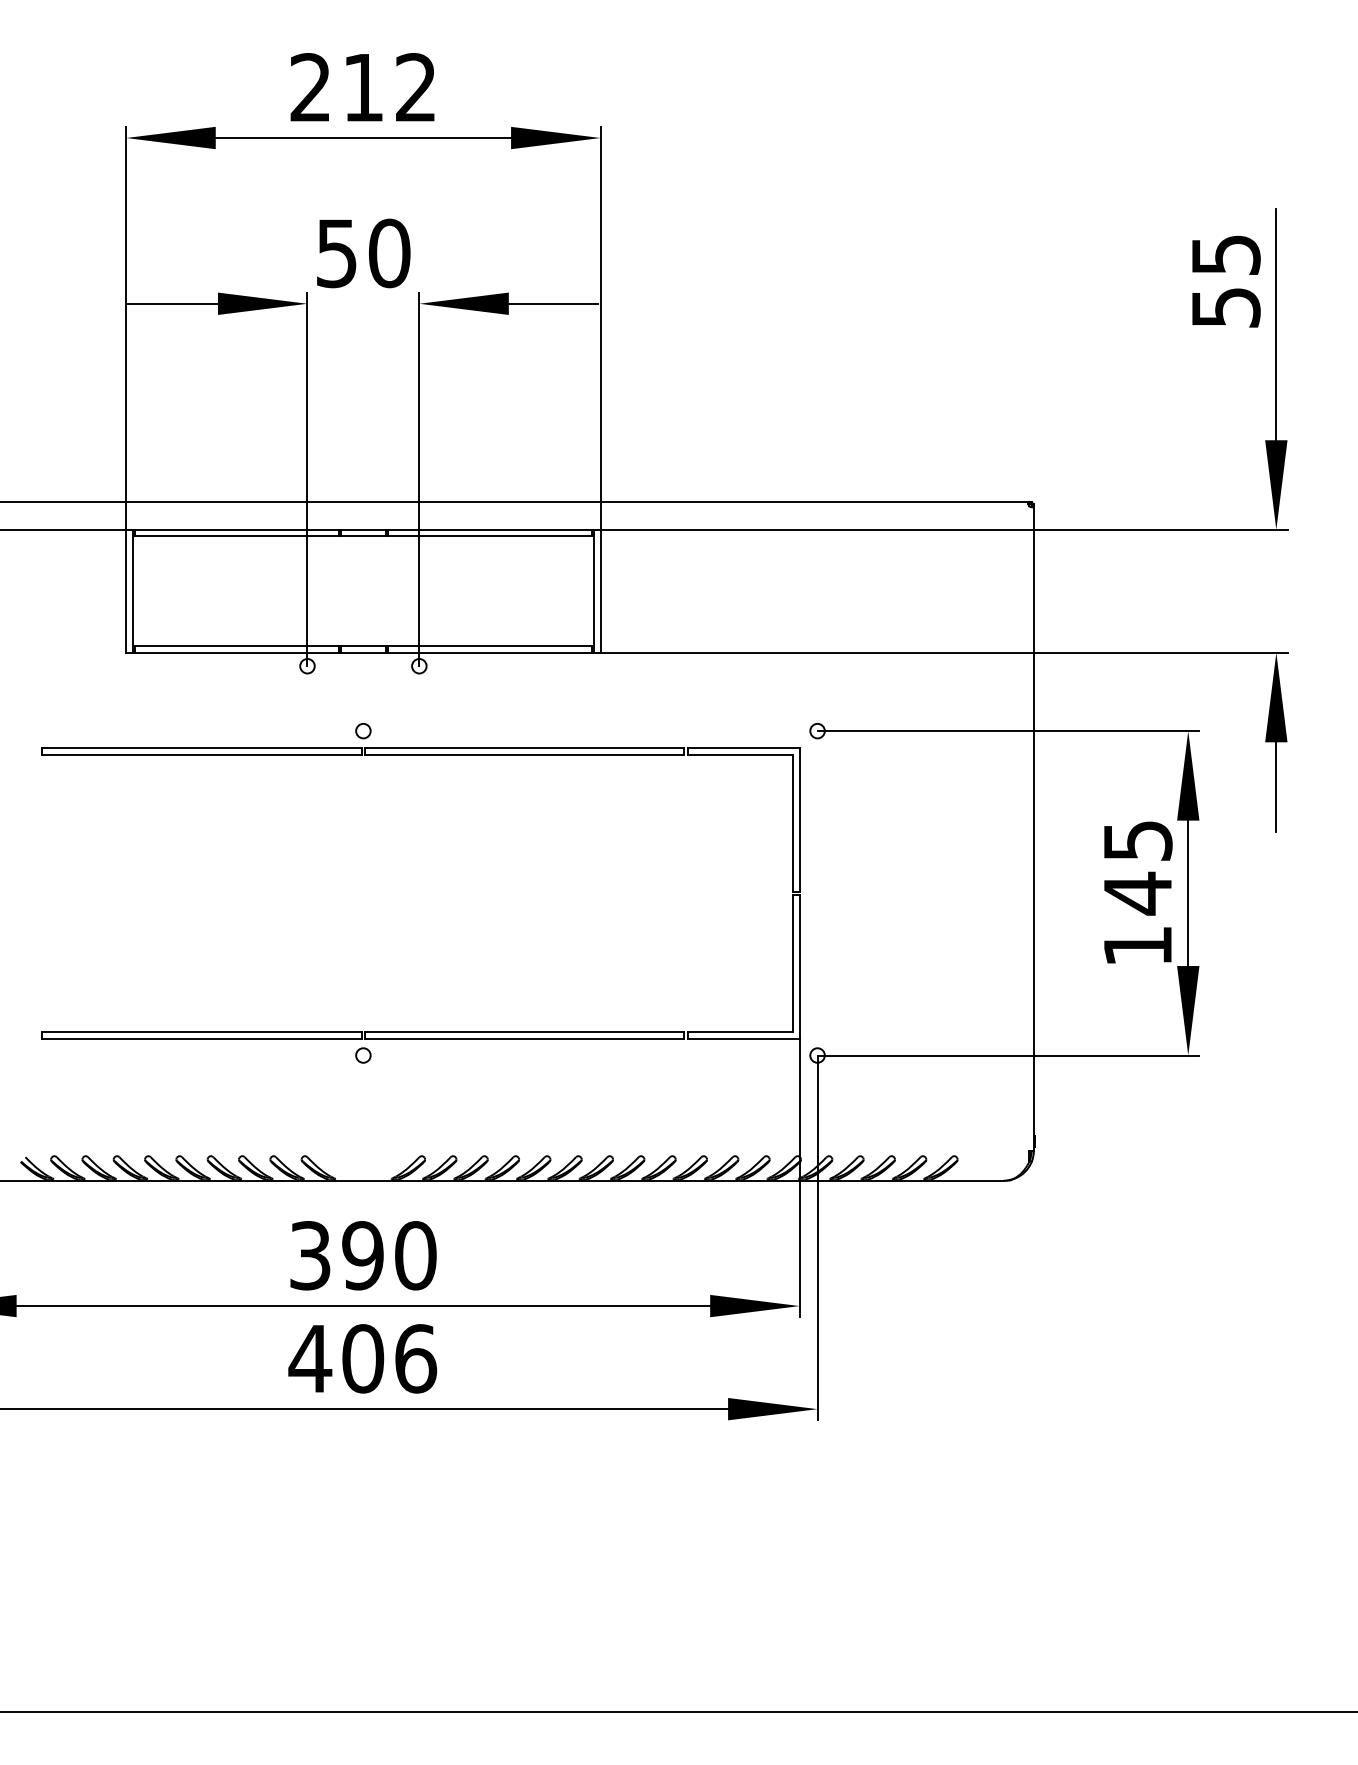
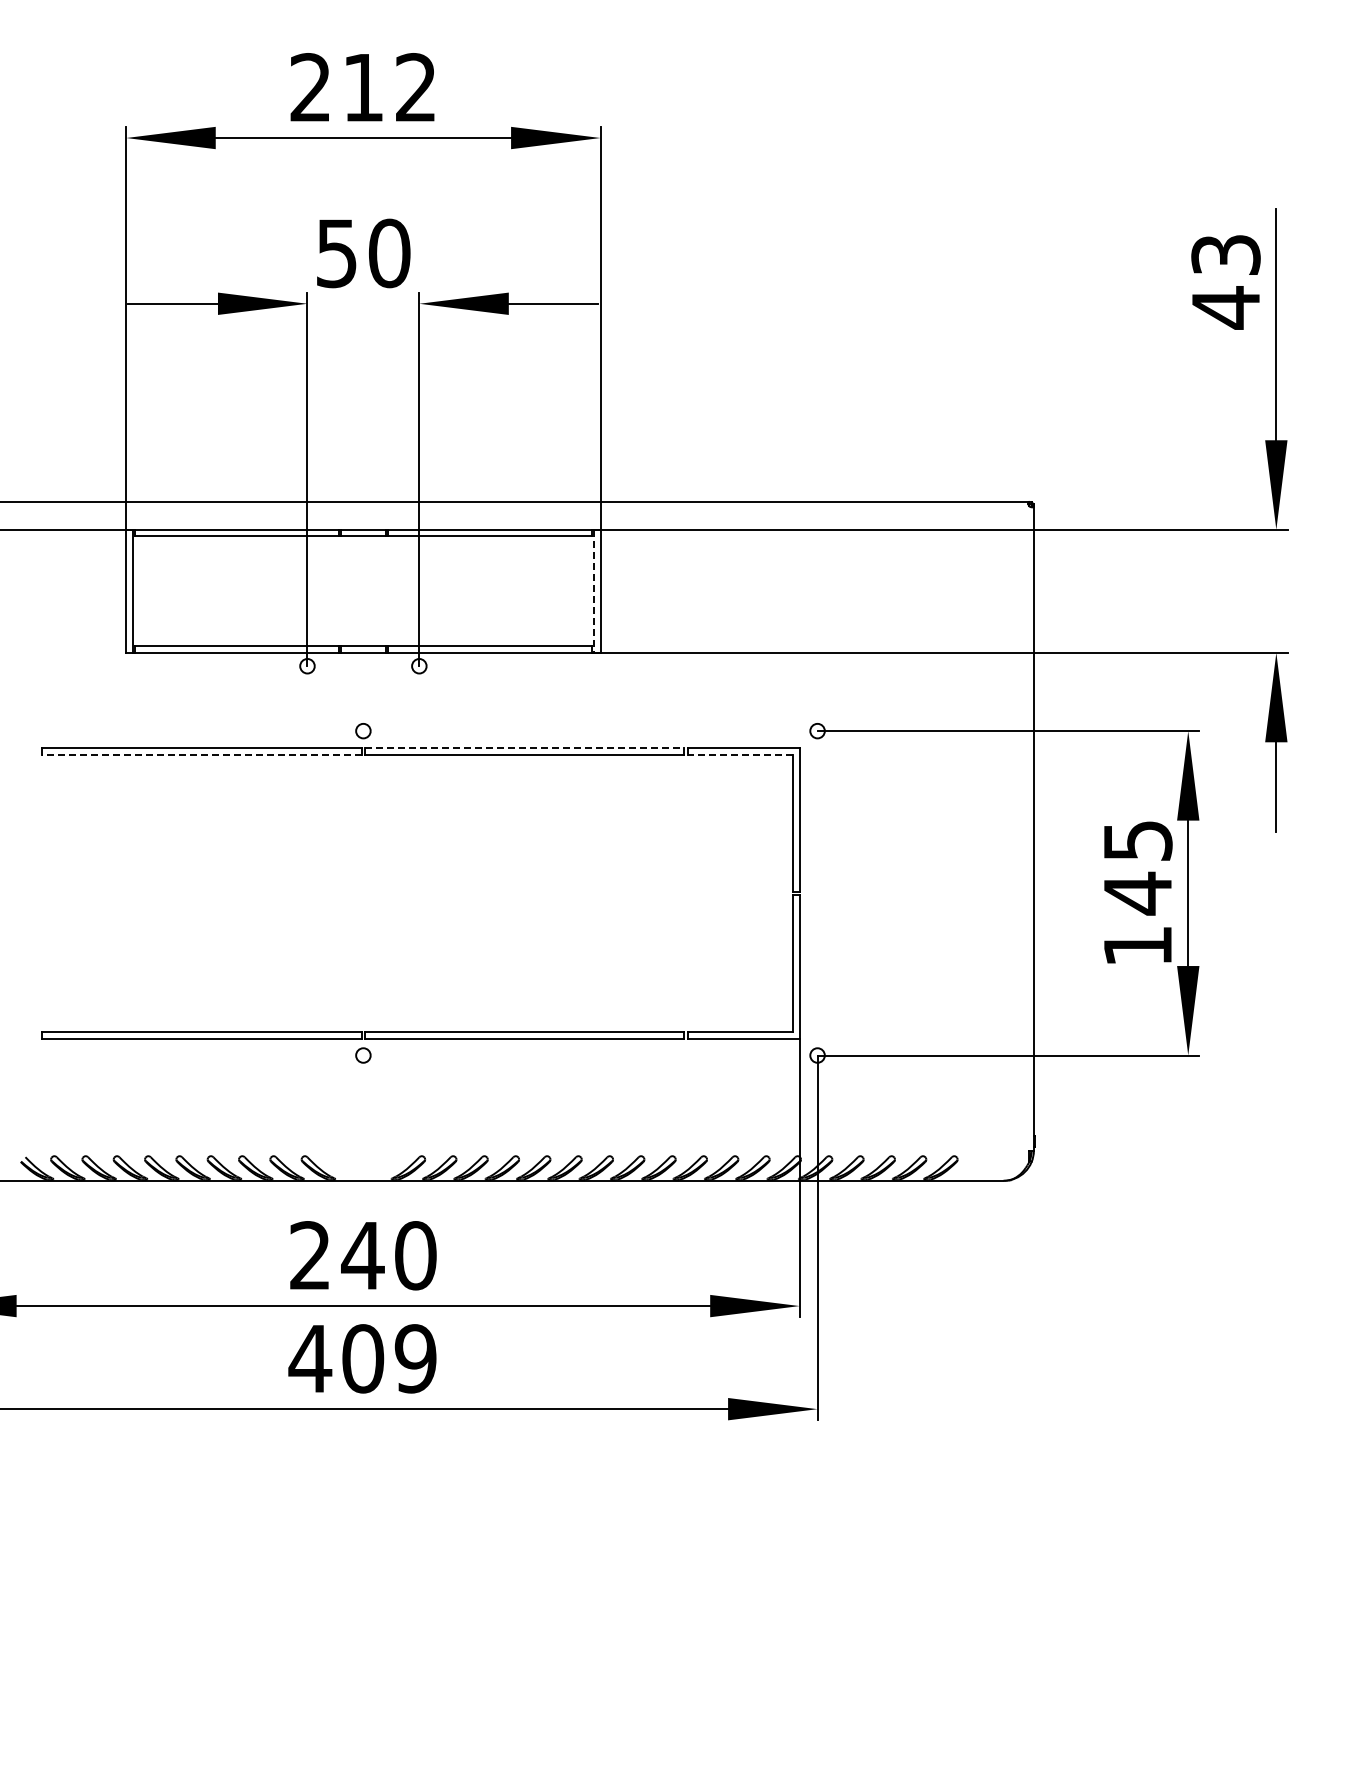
text: 55 -> 43 (1225, 282)
line: solid -> dashed (593, 591)
line: solid -> dashed (524, 747)
line: solid -> dashed (202, 754)
line: solid -> dashed (740, 754)
text: 390 -> 240 (337, 1255)
text: 406 -> 409 (415, 1358)
line: present -> none (678, 1712)
